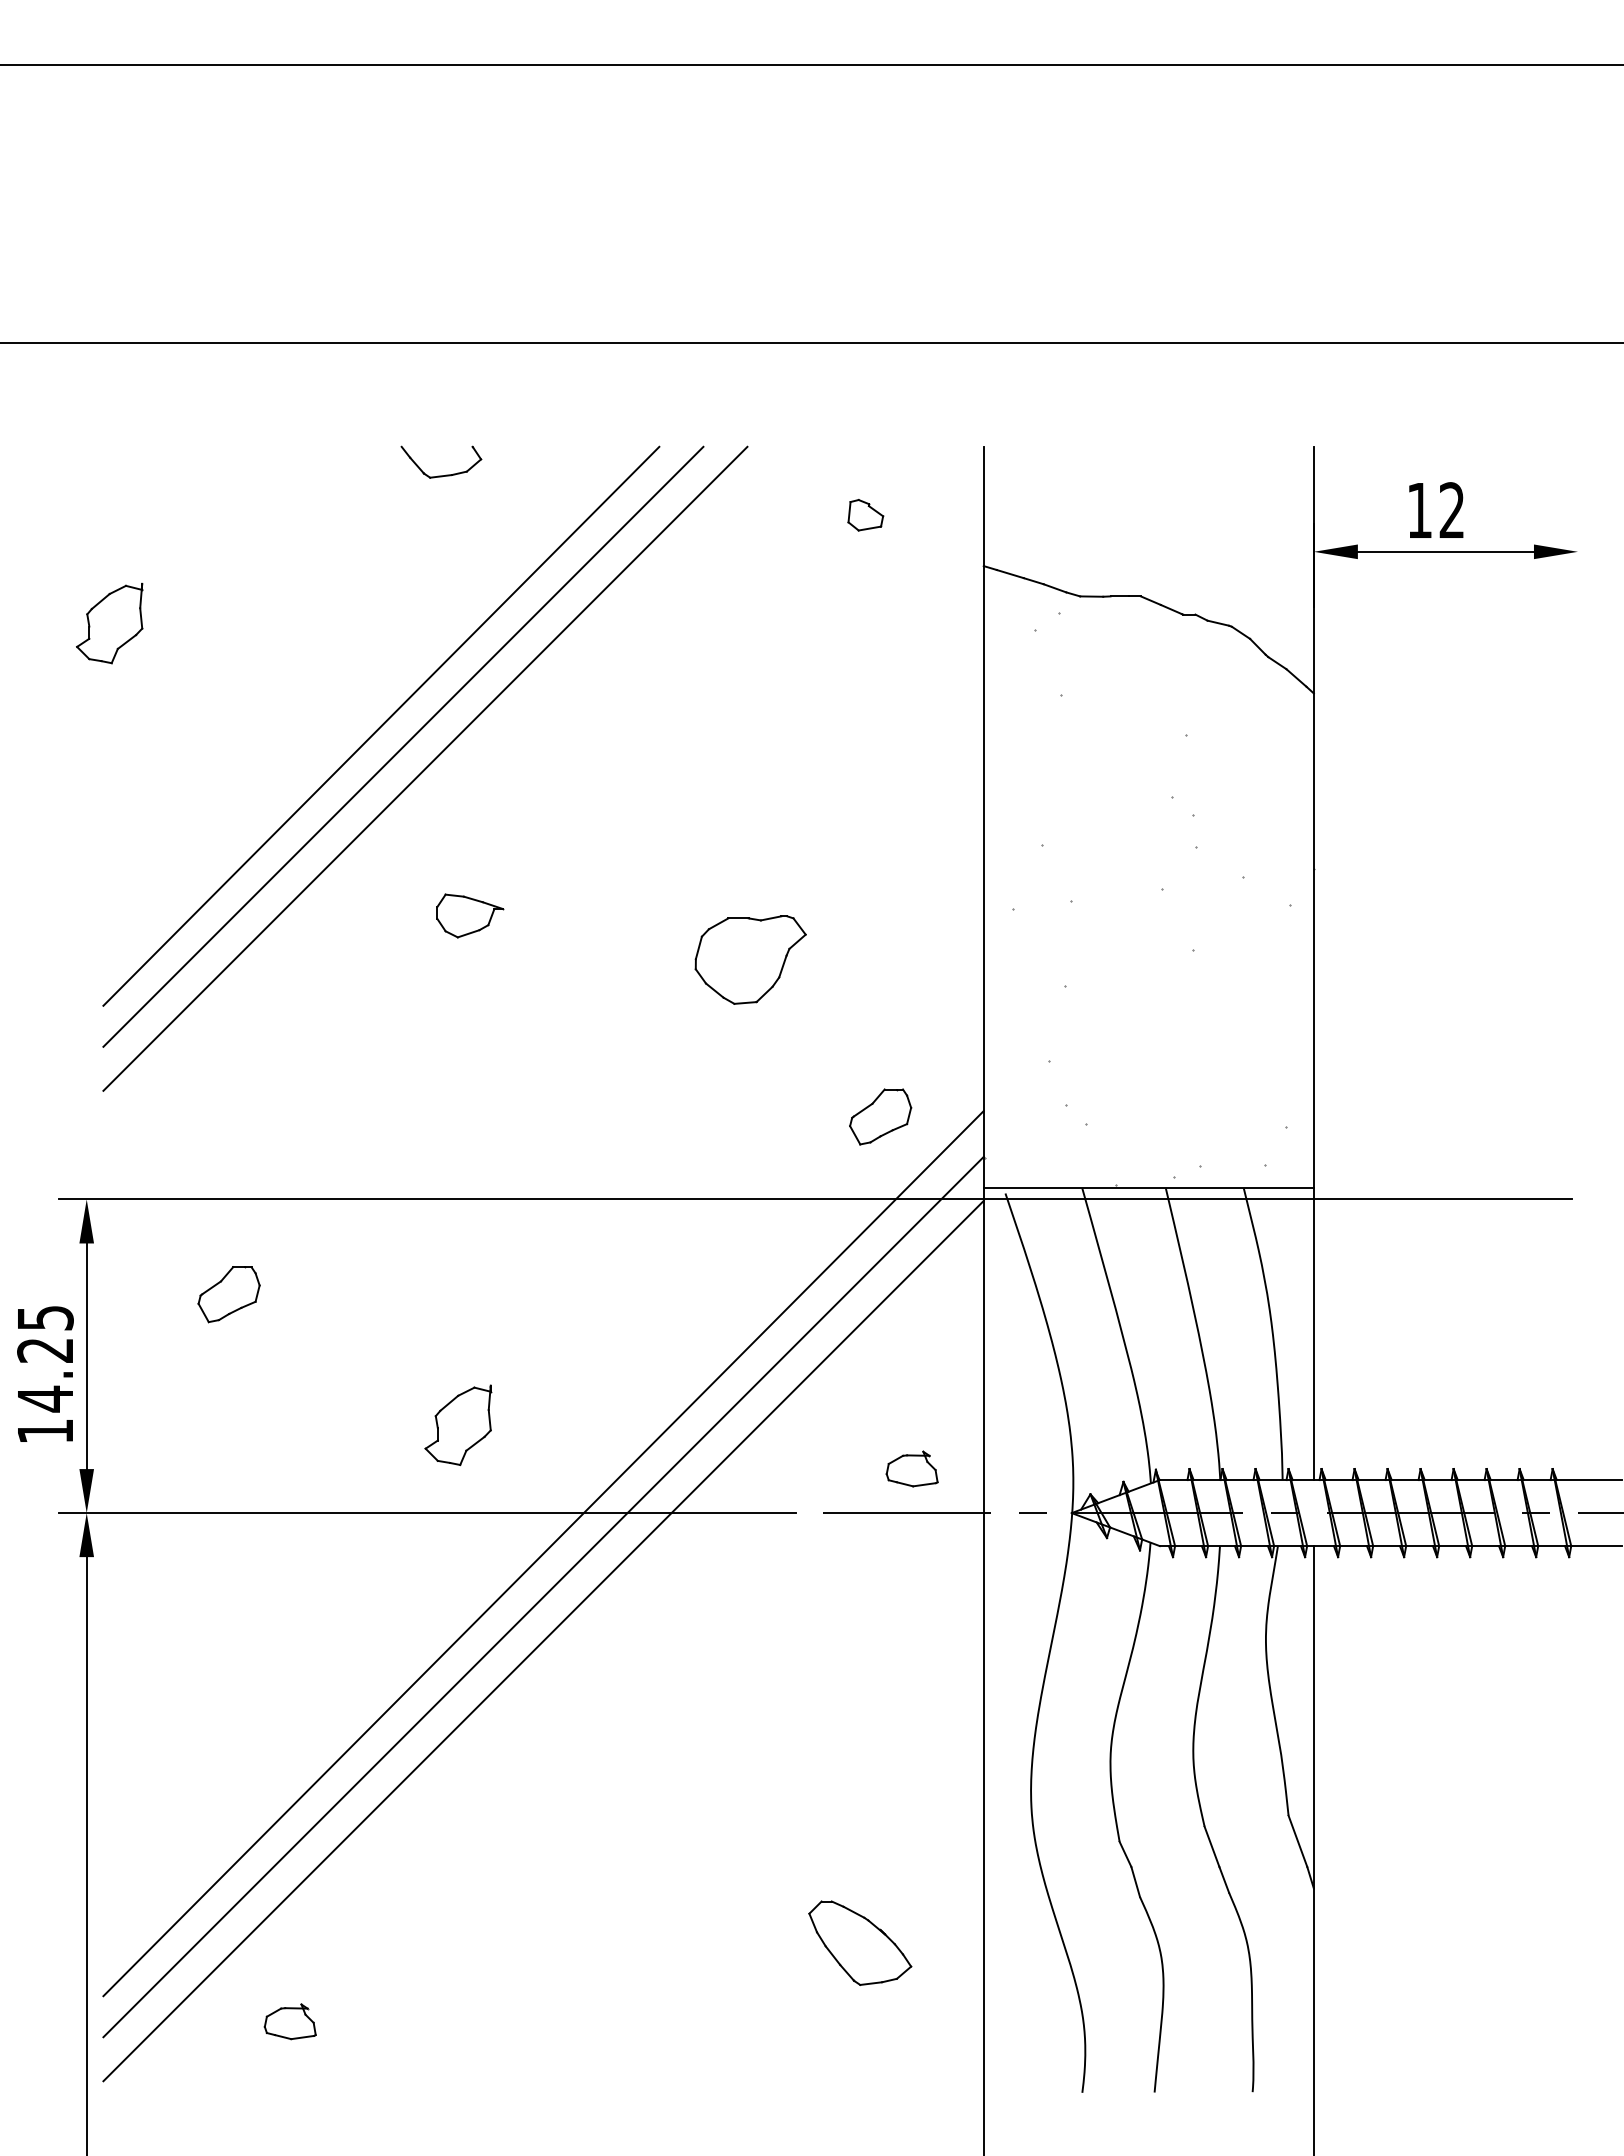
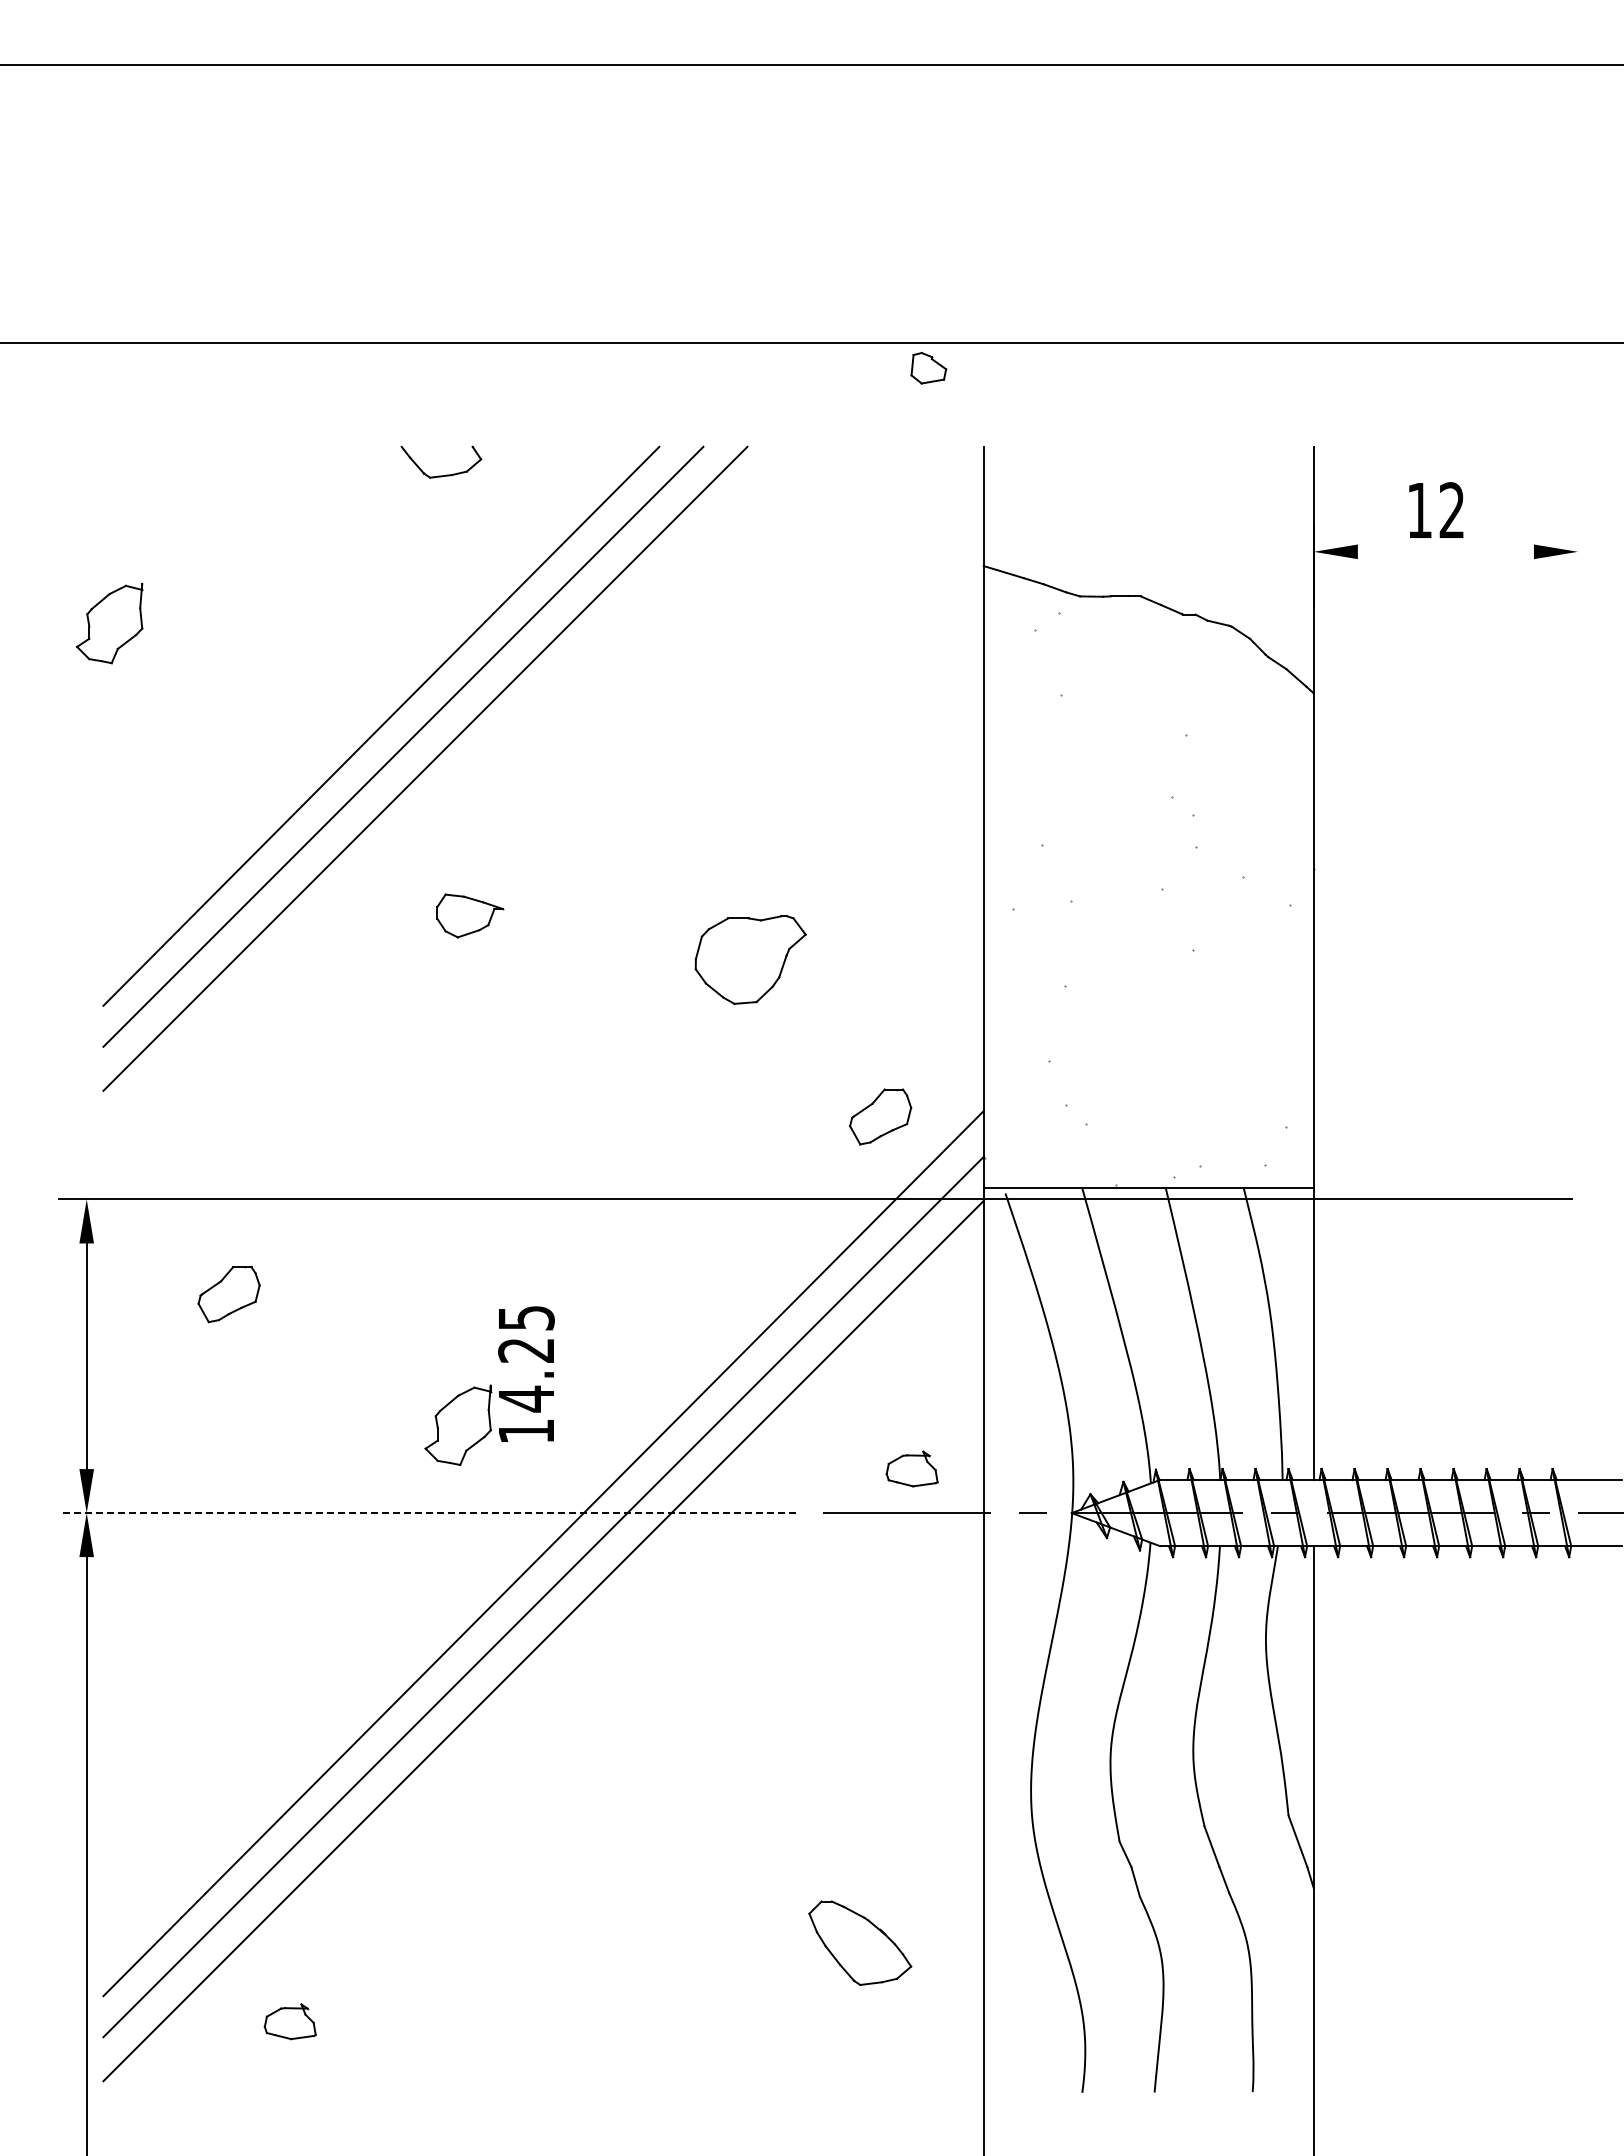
part position: (865, 515) -> (928, 368) (928, 368)
line: present -> none (1445, 551)
text position: (45, 1373) -> (526, 1373) (526, 1373)
line: solid -> dashed (427, 1513)
